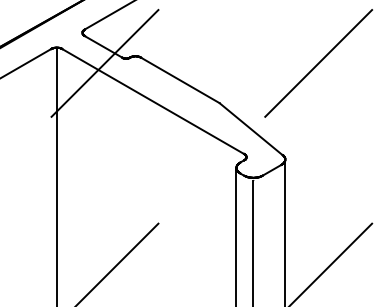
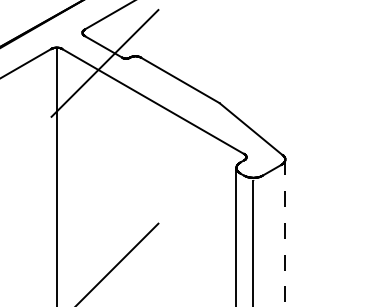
line: present -> none (318, 63)
line: solid -> dashed (285, 233)
line: present -> none (332, 263)
